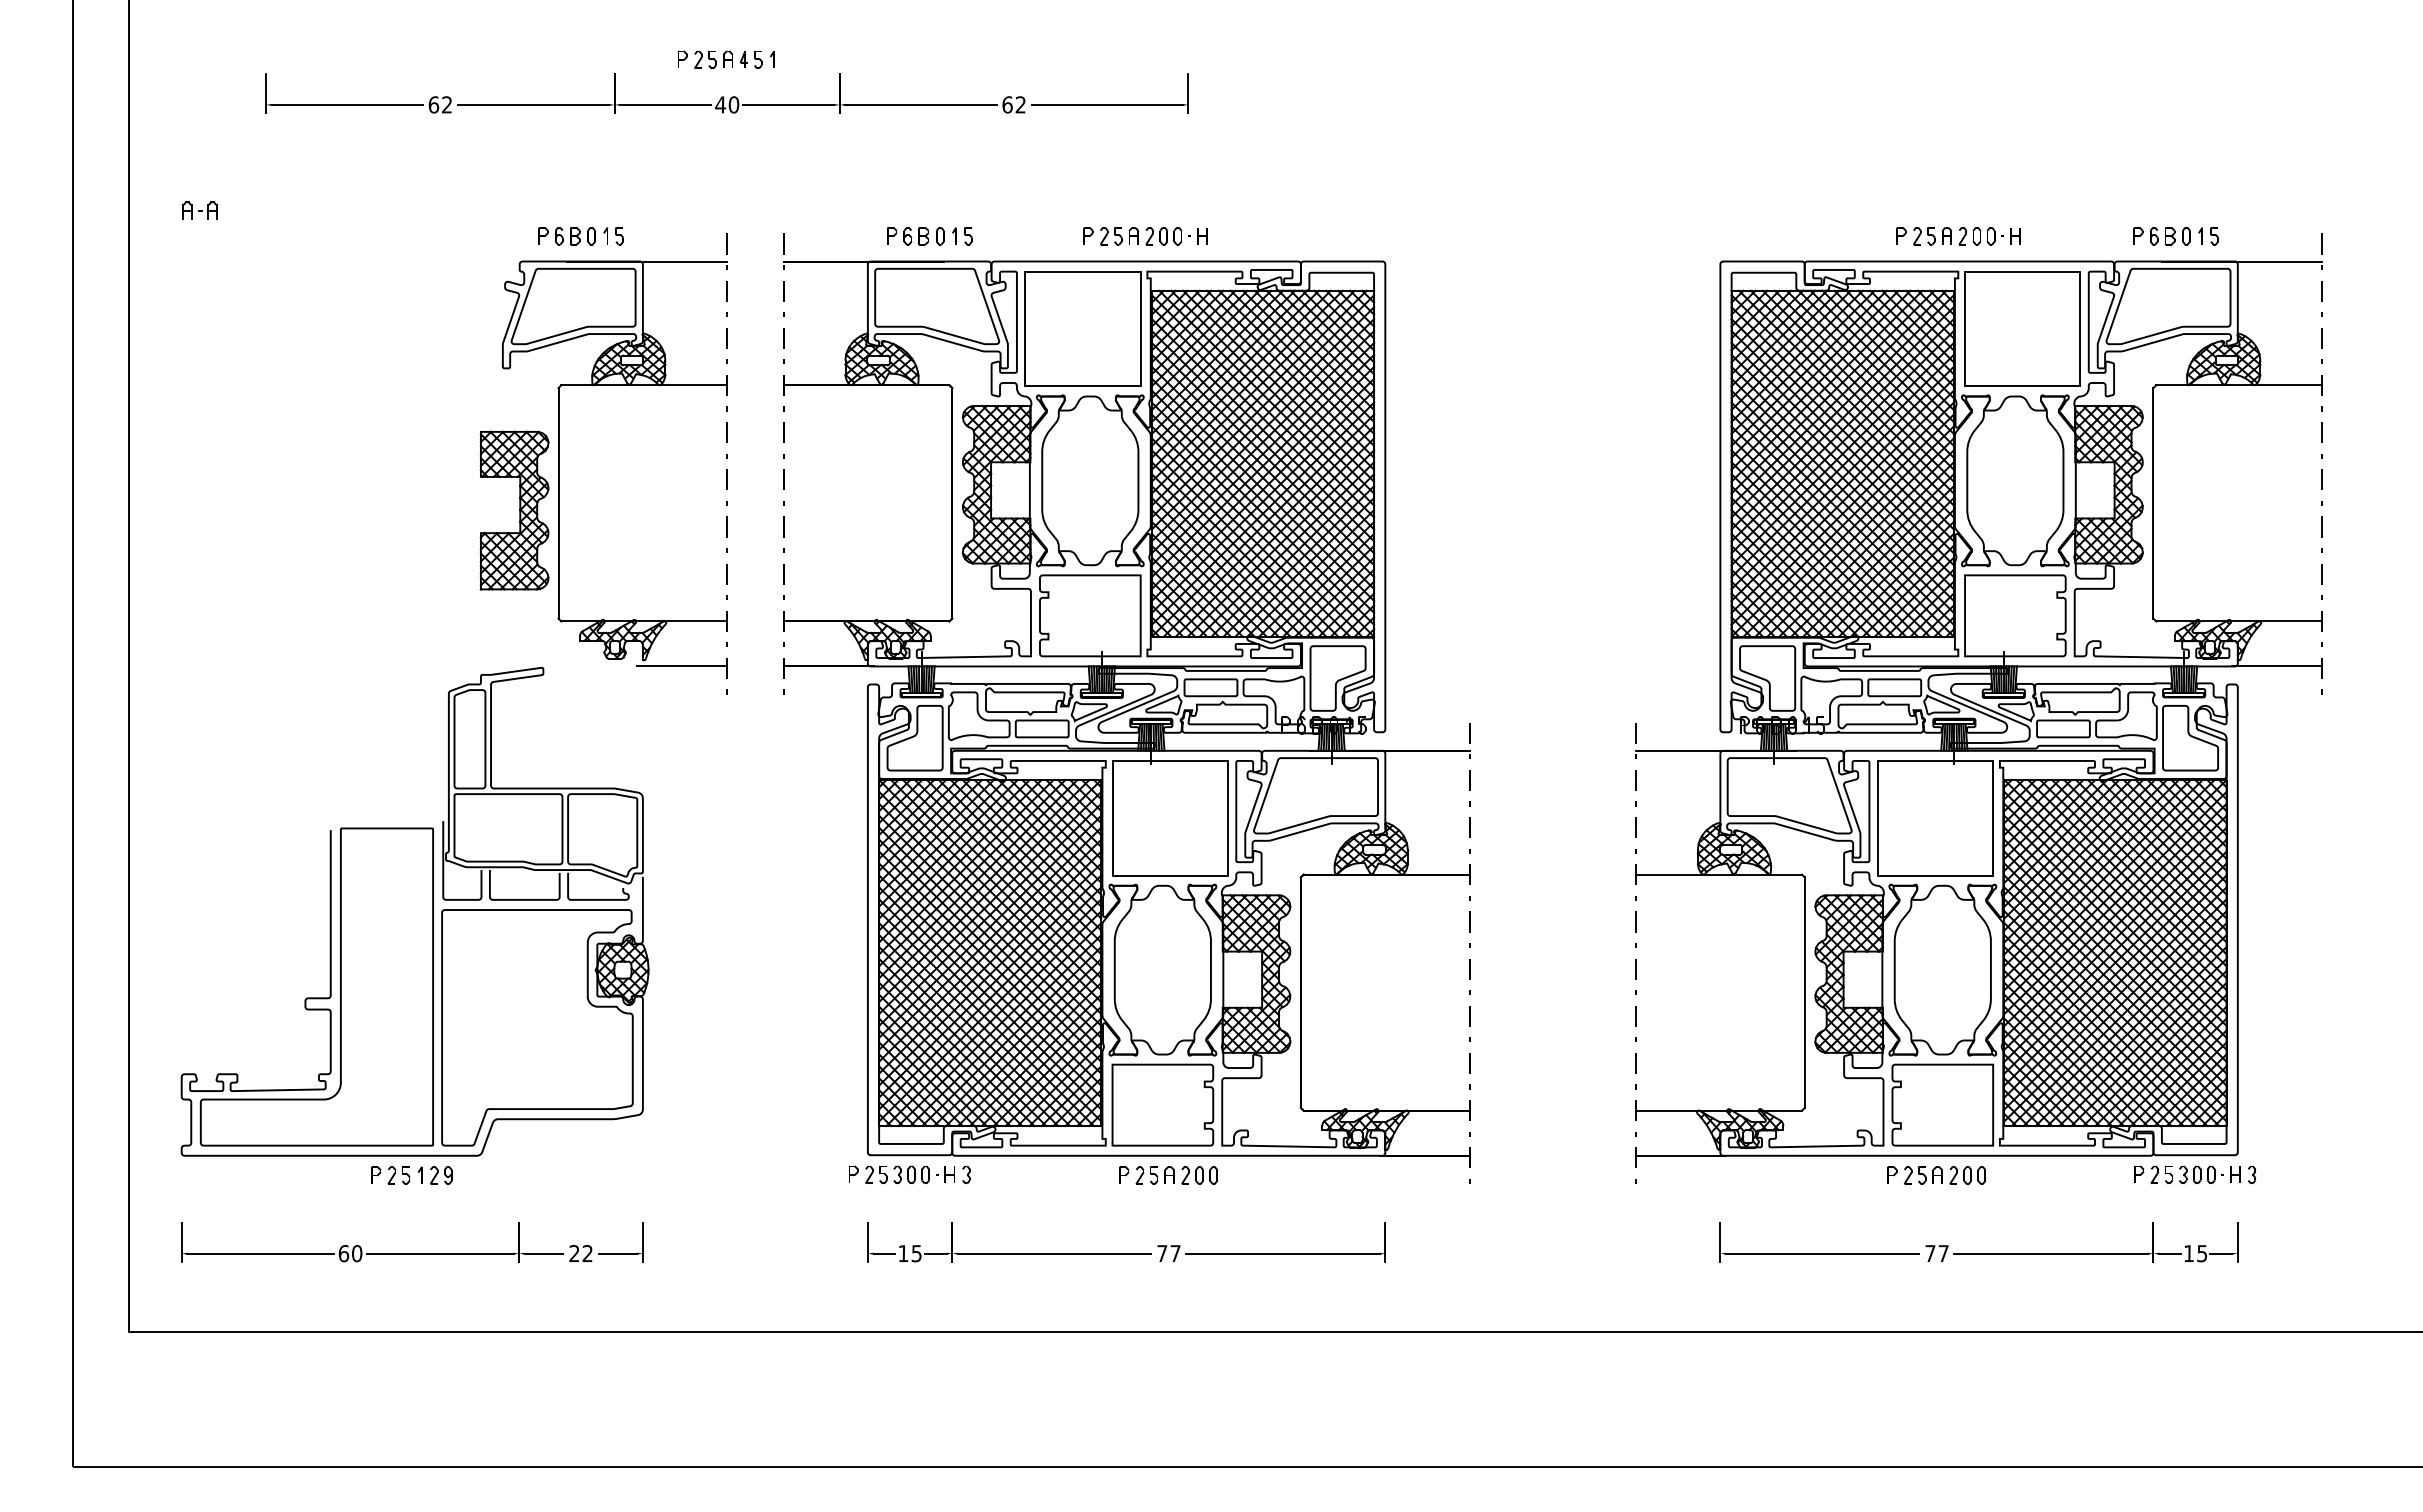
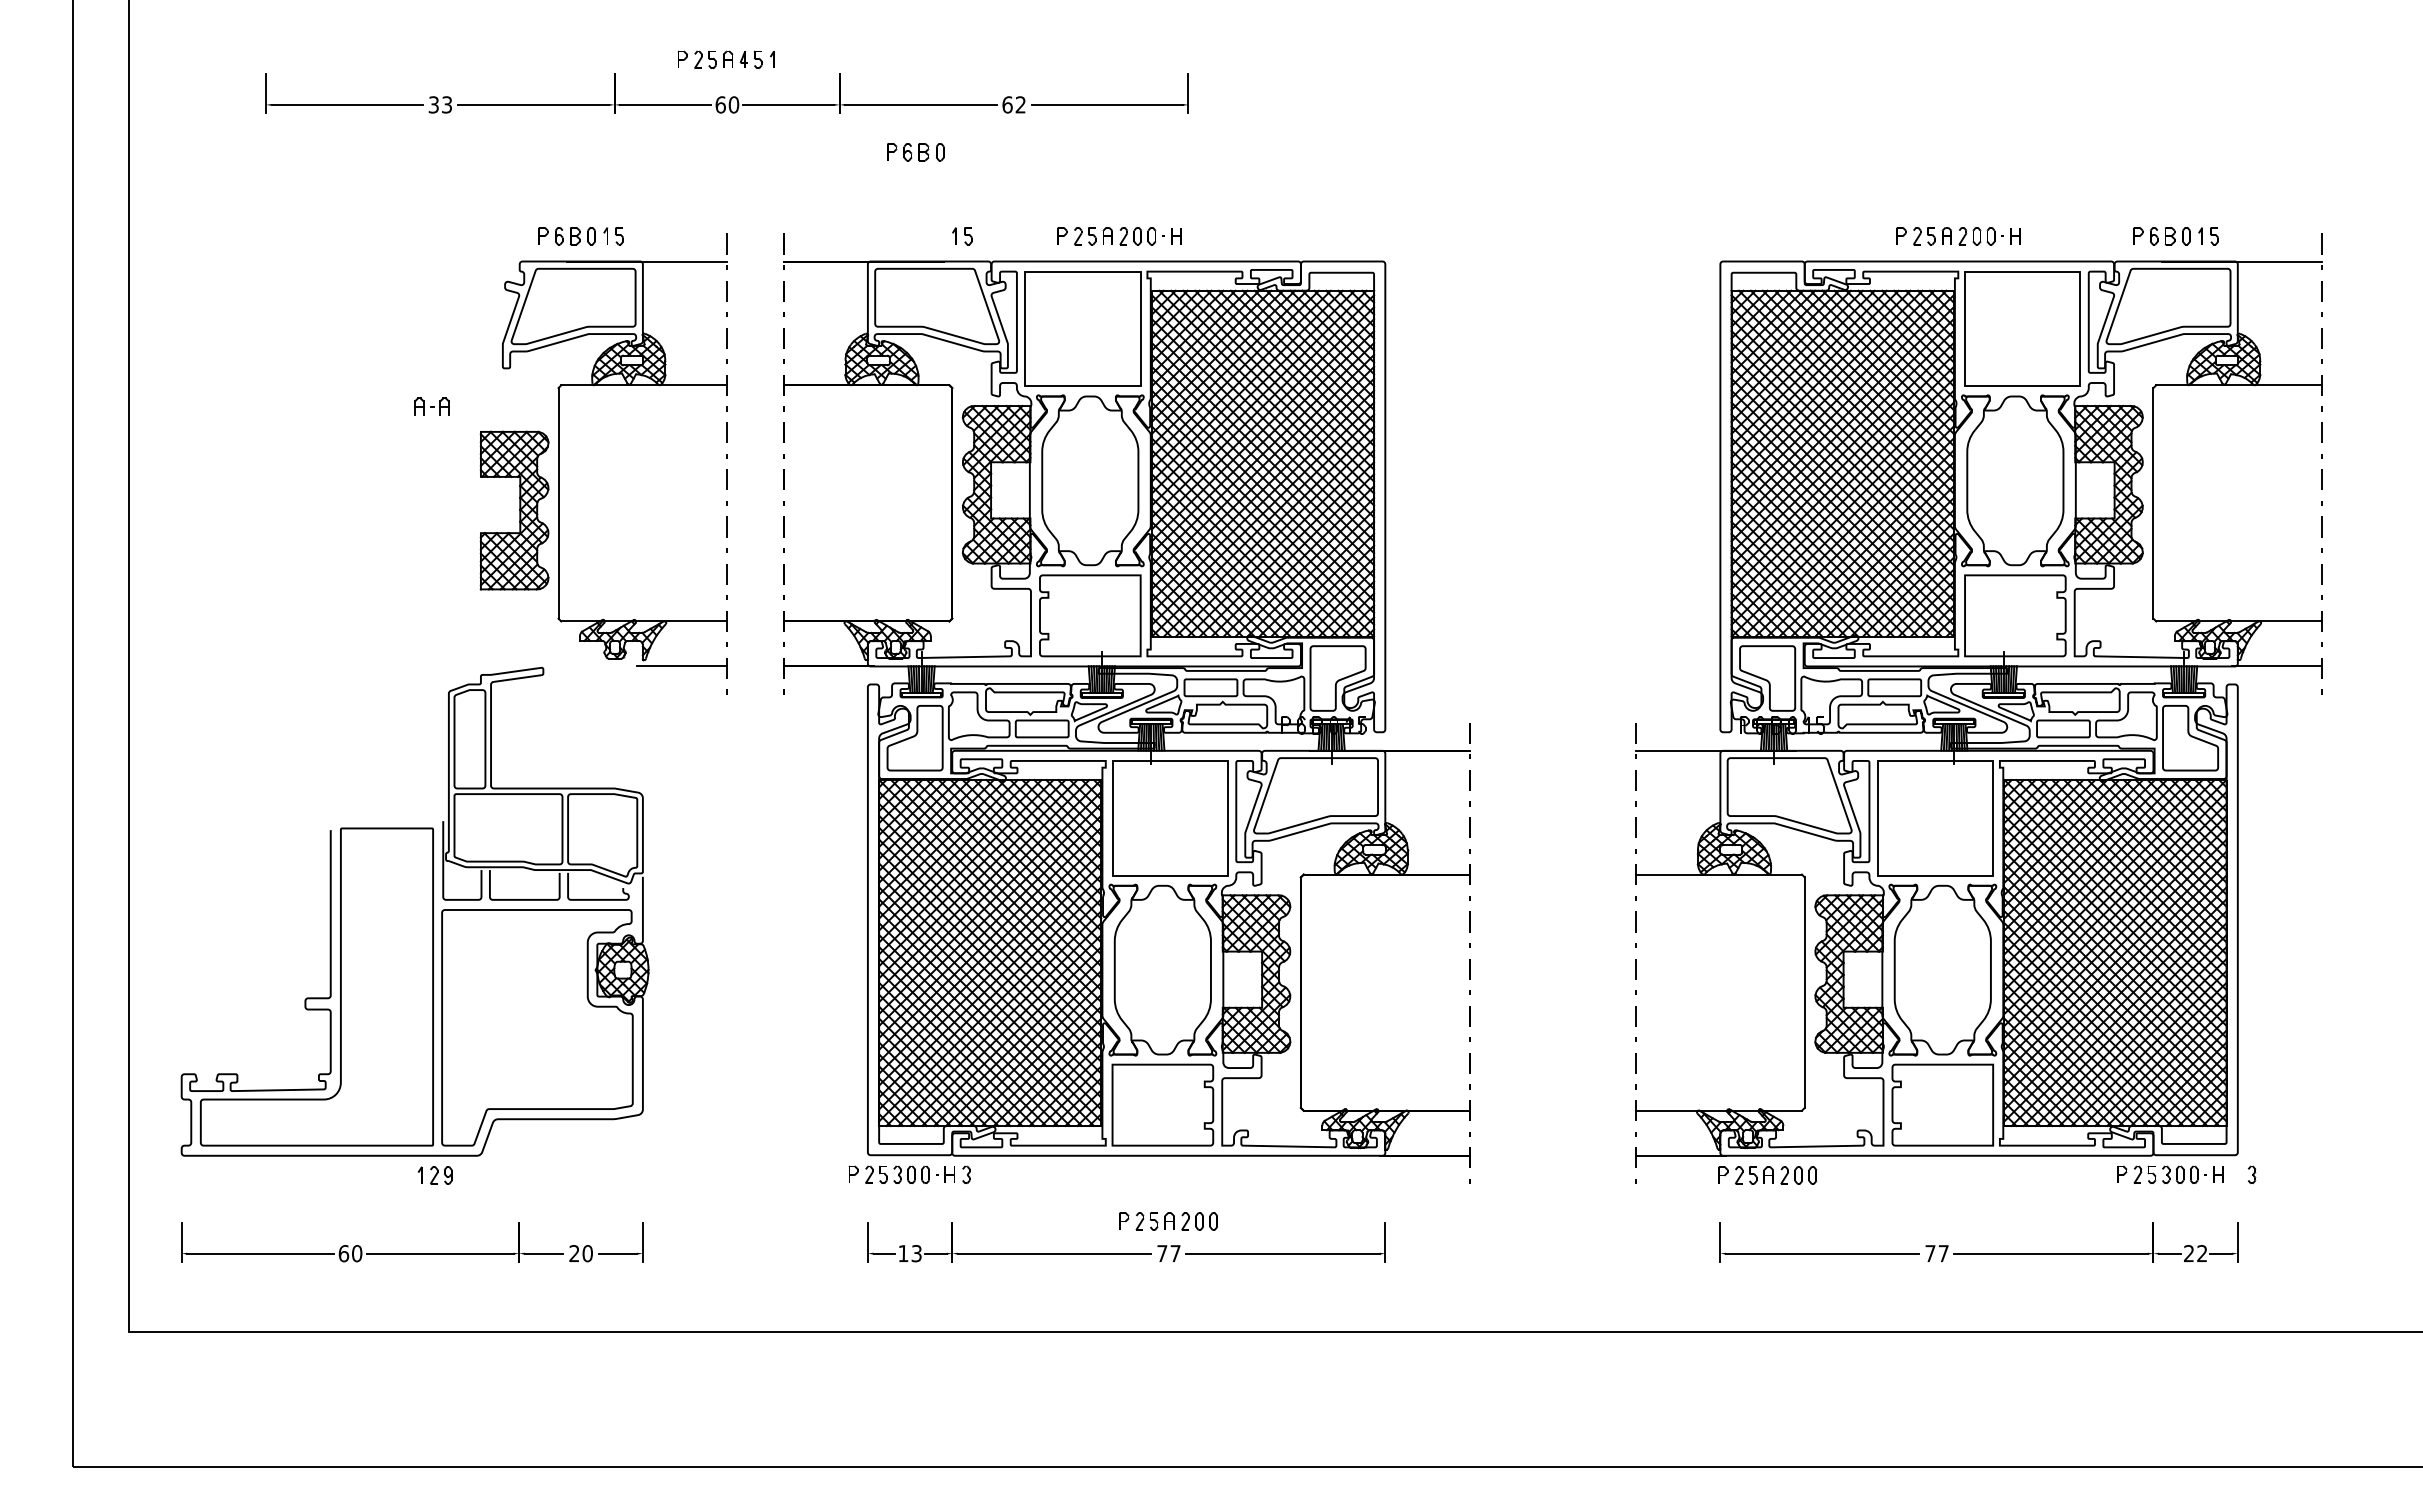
text: 62 -> 33 (439, 104)
text: 40 -> 60 (720, 104)
part position: (199, 210) -> (431, 406) (431, 406)
part position: (915, 236) -> (915, 152) (915, 152)
part position: (1145, 236) -> (1119, 236) (1119, 236)
part position: (2187, 1174) -> (2170, 1174) (2170, 1174)
part: present -> none (390, 1175)
part position: (1168, 1175) -> (1168, 1221) (1168, 1221)
part position: (1936, 1175) -> (1767, 1175) (1767, 1175)
text: 22 -> 20 (587, 1253)
text: 15 -> 13 (916, 1253)
text: 15 -> 22 (2195, 1253)
